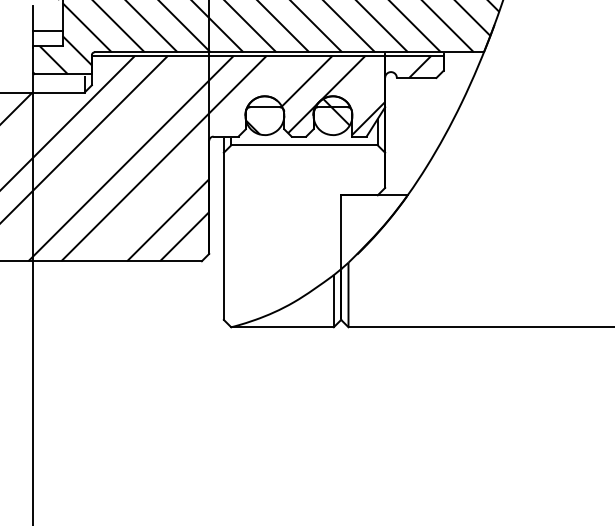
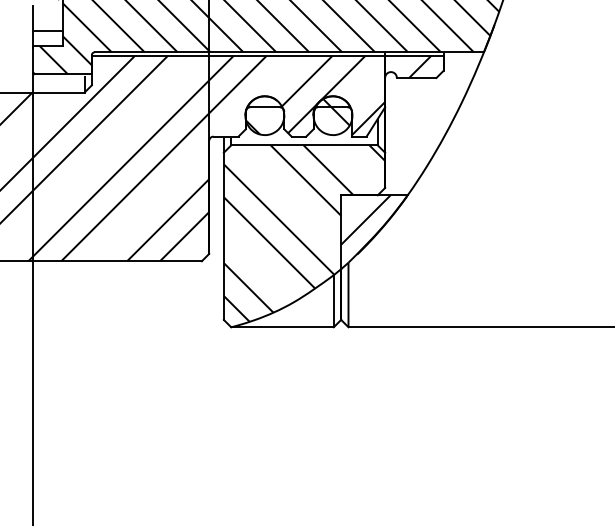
hatch: none -> present (365, 219)
hatch: none -> present (304, 233)
